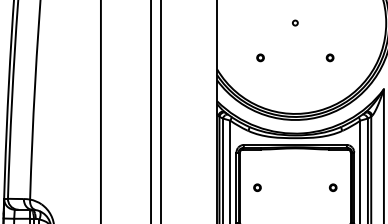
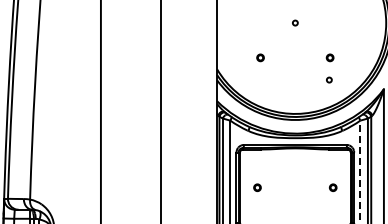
circle: none -> present (329, 79)
line: present -> none (151, 111)
line: solid -> dashed (360, 171)
